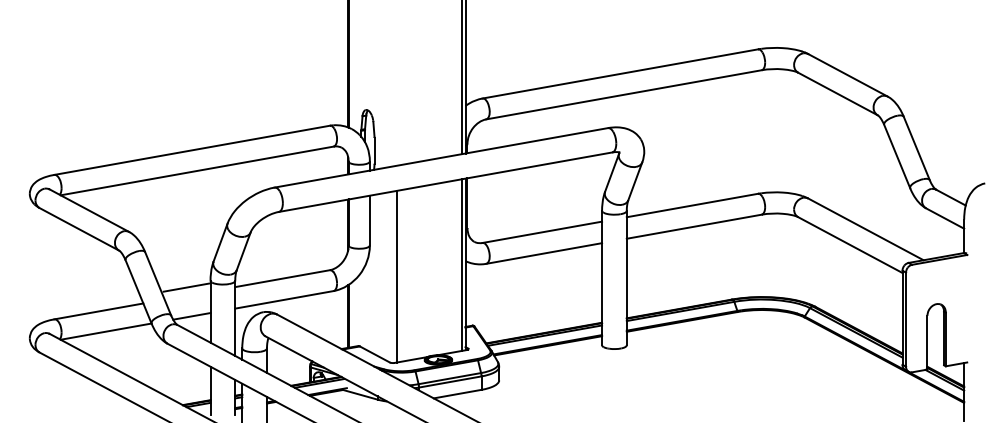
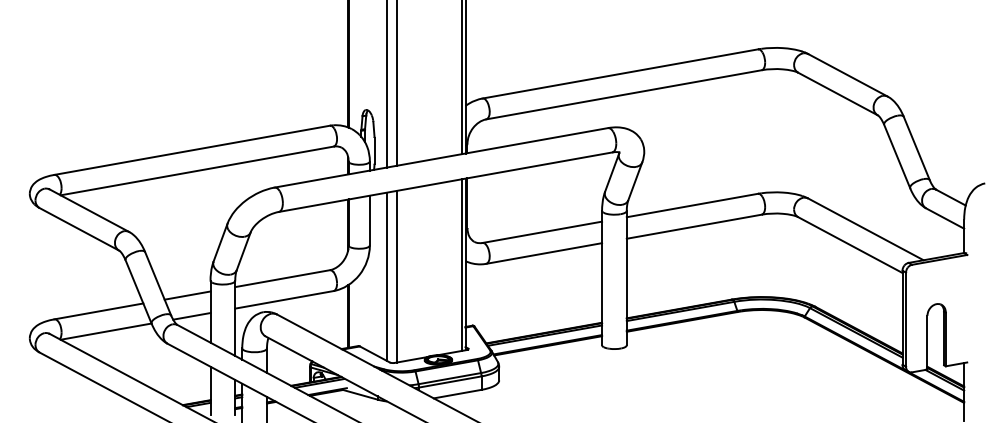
line: none -> present (396, 83)
line: none -> present (386, 84)
line: none -> present (386, 276)
line position: (186, 287) -> (187, 295) (187, 295)
